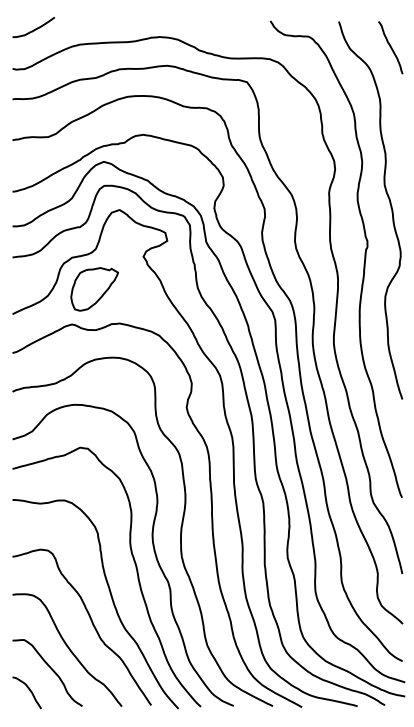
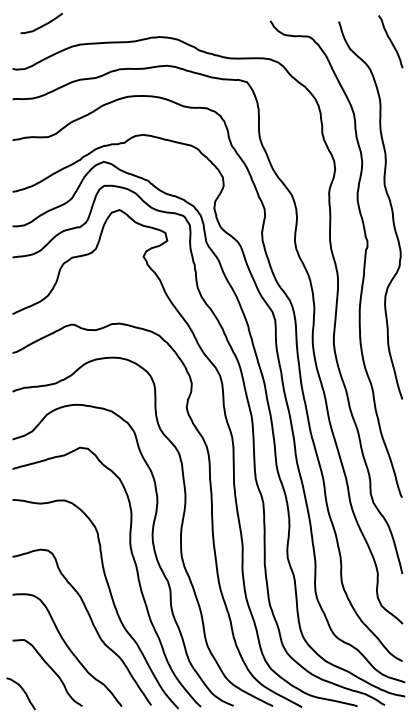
curve position: (33, 29) -> (41, 25) (41, 25)
curve position: (390, 47) -> (390, 41) (390, 41)
part: present -> none (94, 289)
curve position: (29, 691) -> (23, 692) (23, 692)
